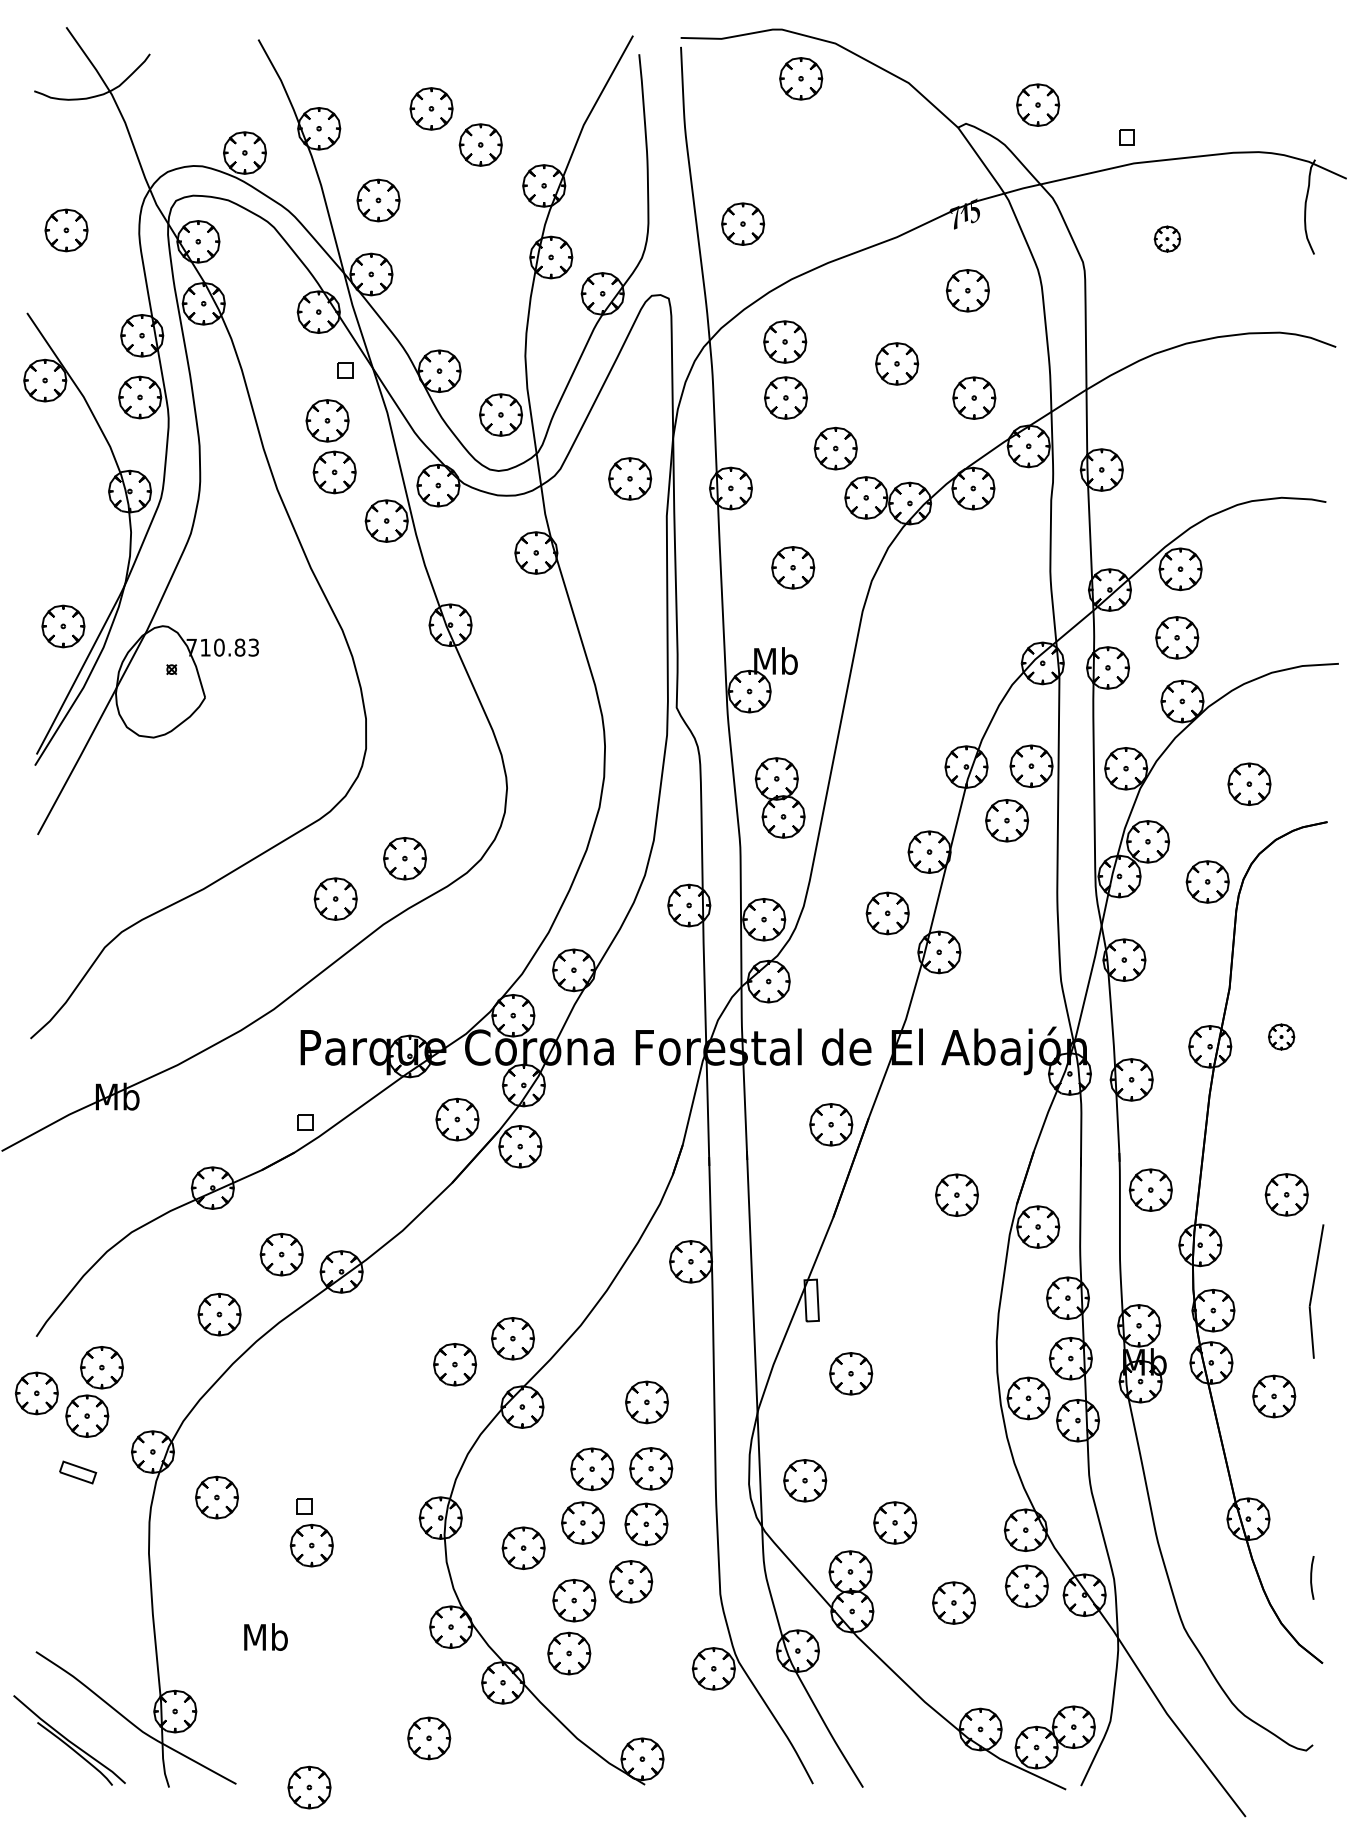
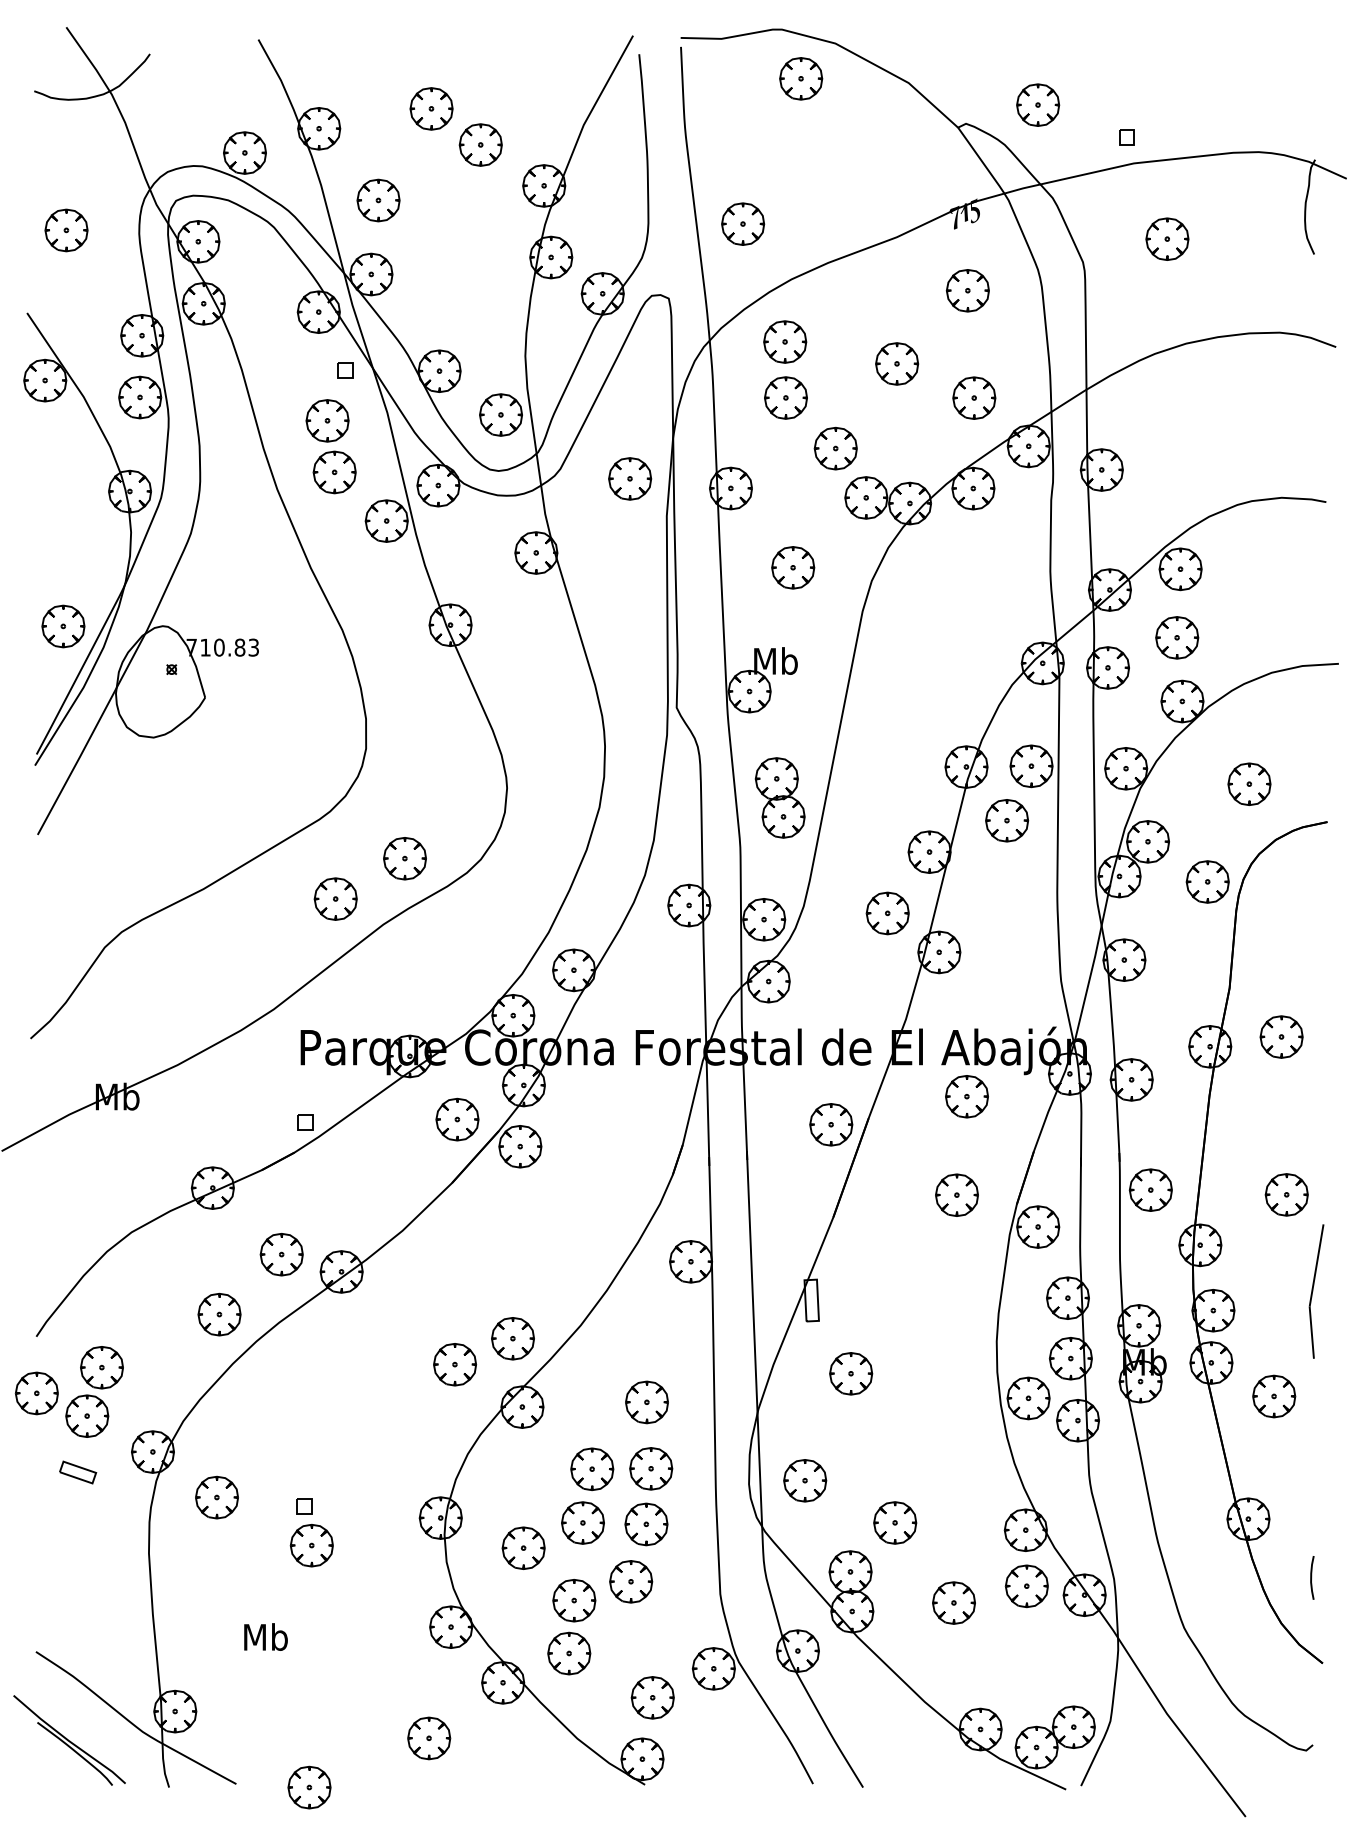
part size: 28x28 px -> 45x44 px (1167, 238)
part size: 28x28 px -> 45x44 px (1281, 1036)
part: none -> present (966, 1096)
part: none -> present (652, 1697)
